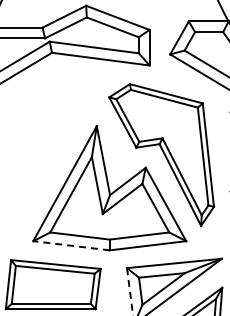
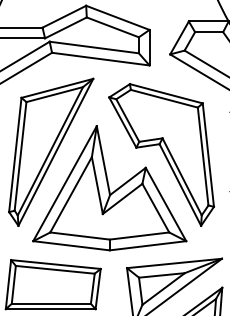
part: none -> present (51, 151)
line: dashed -> solid (71, 245)
line: dashed -> solid (130, 291)
